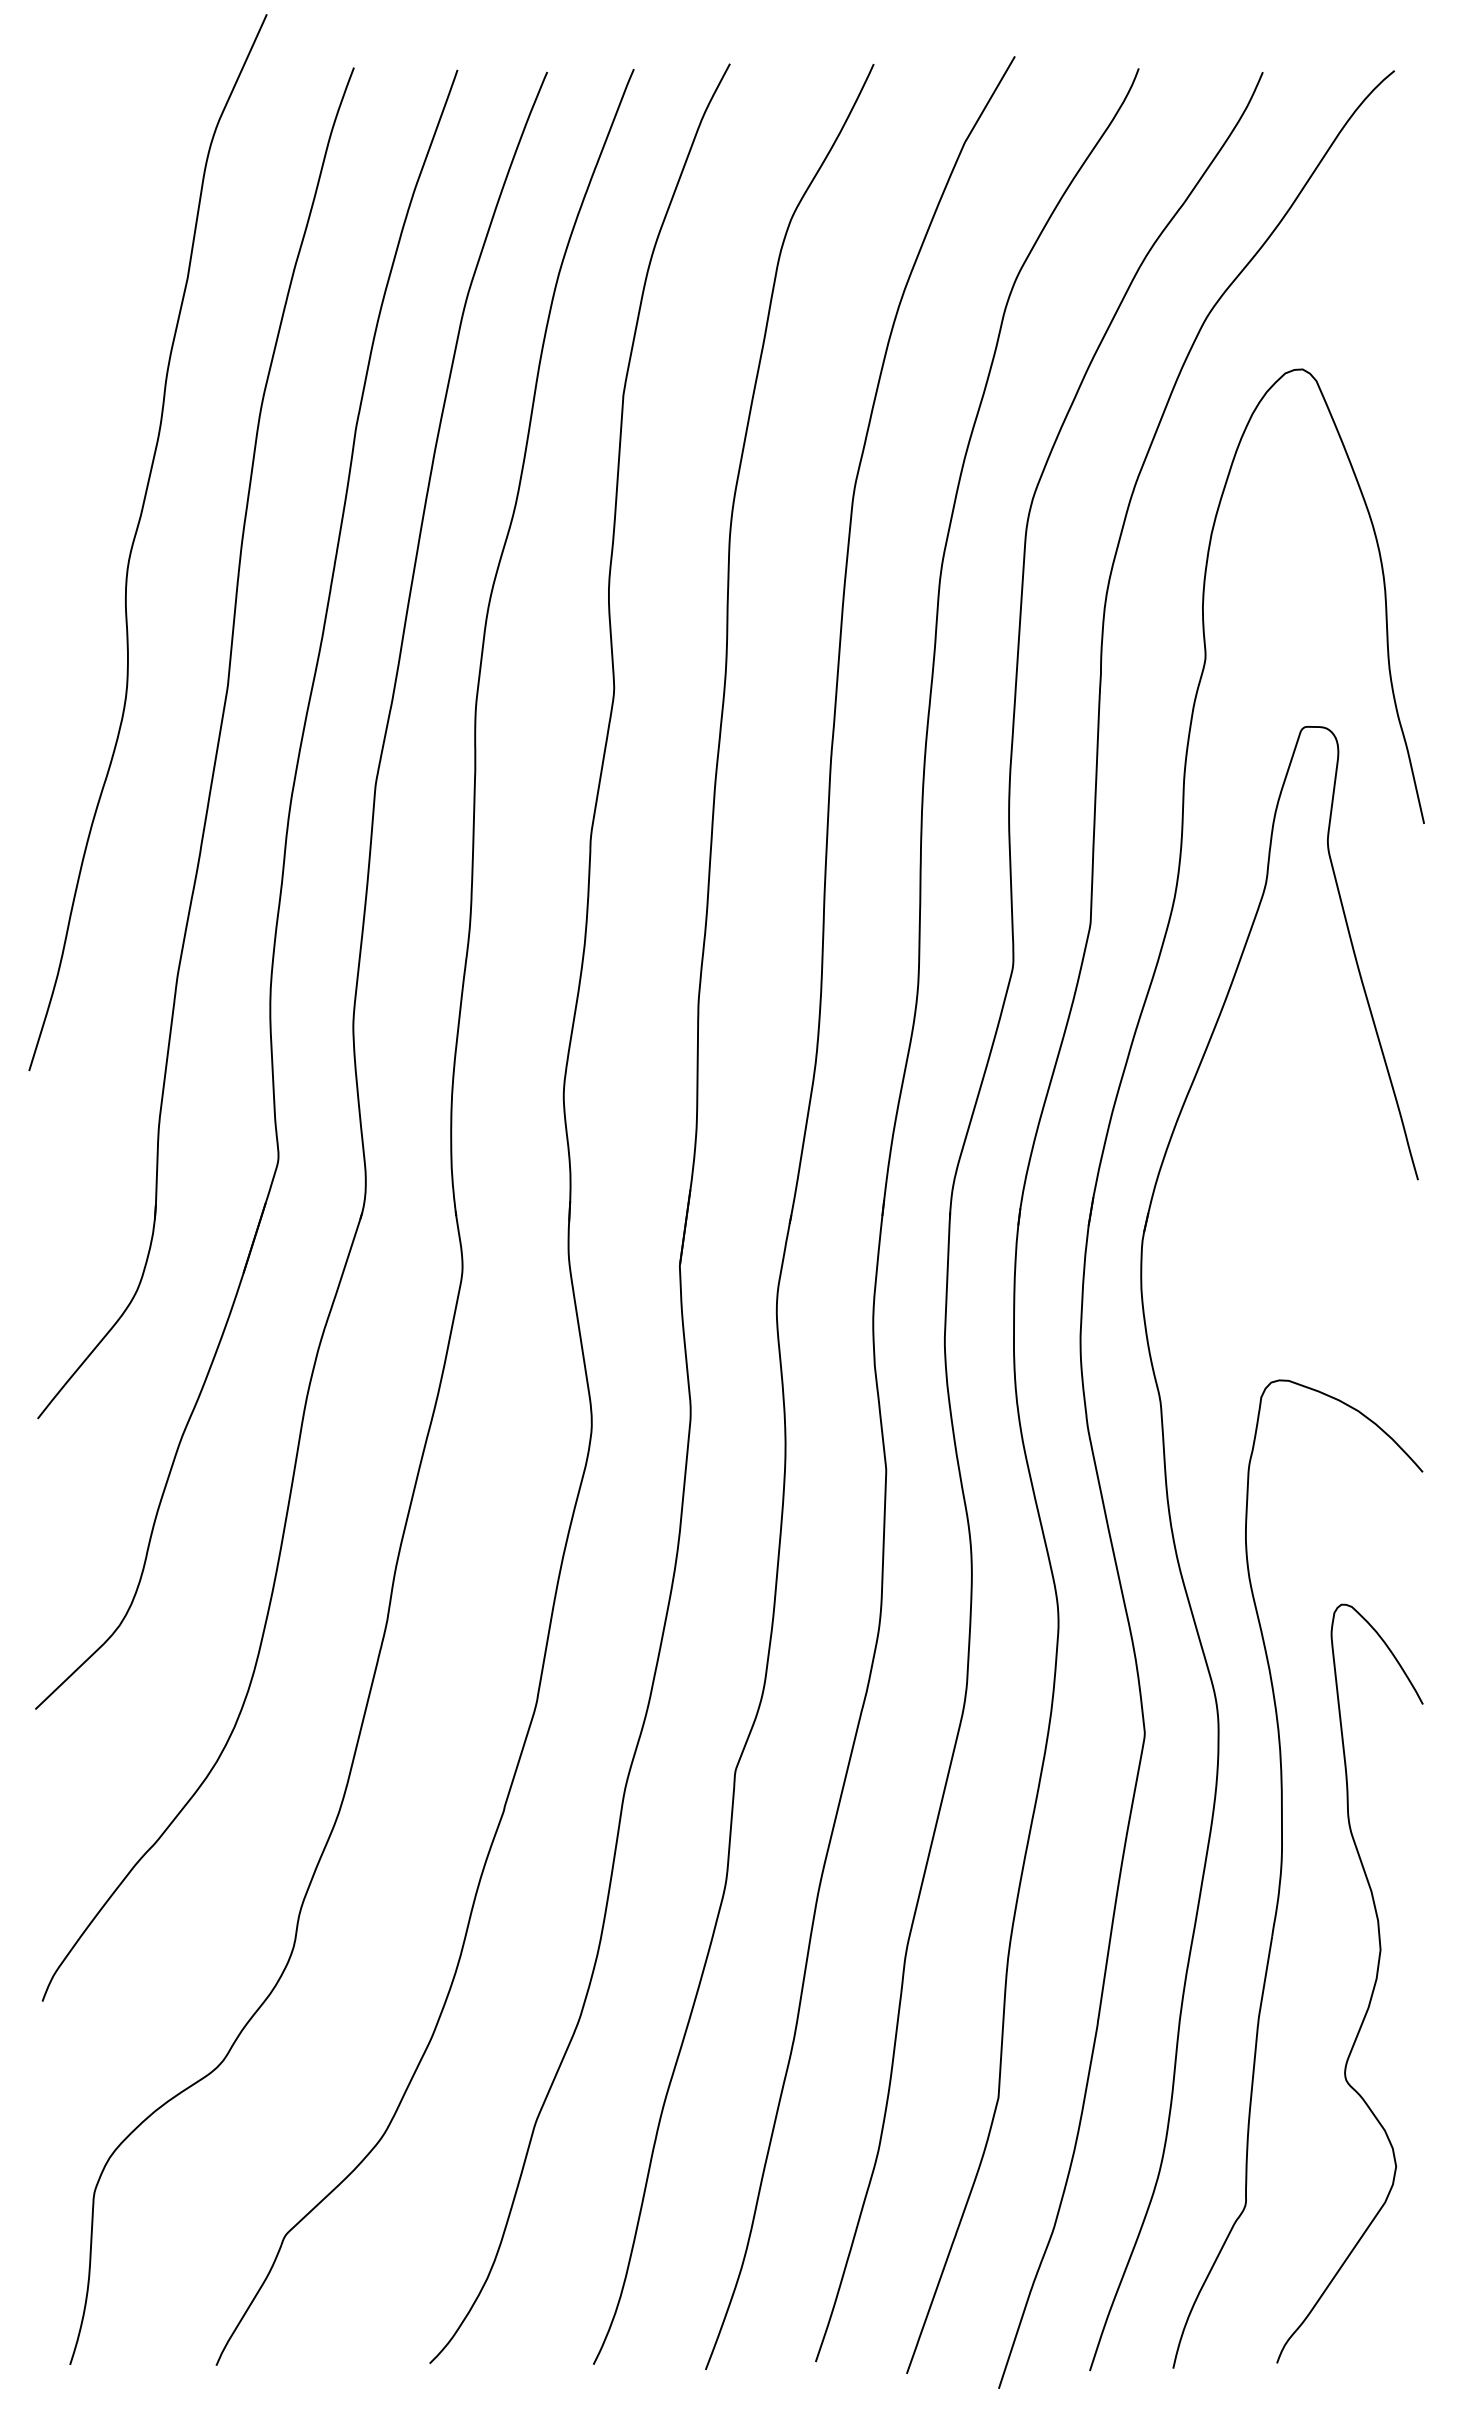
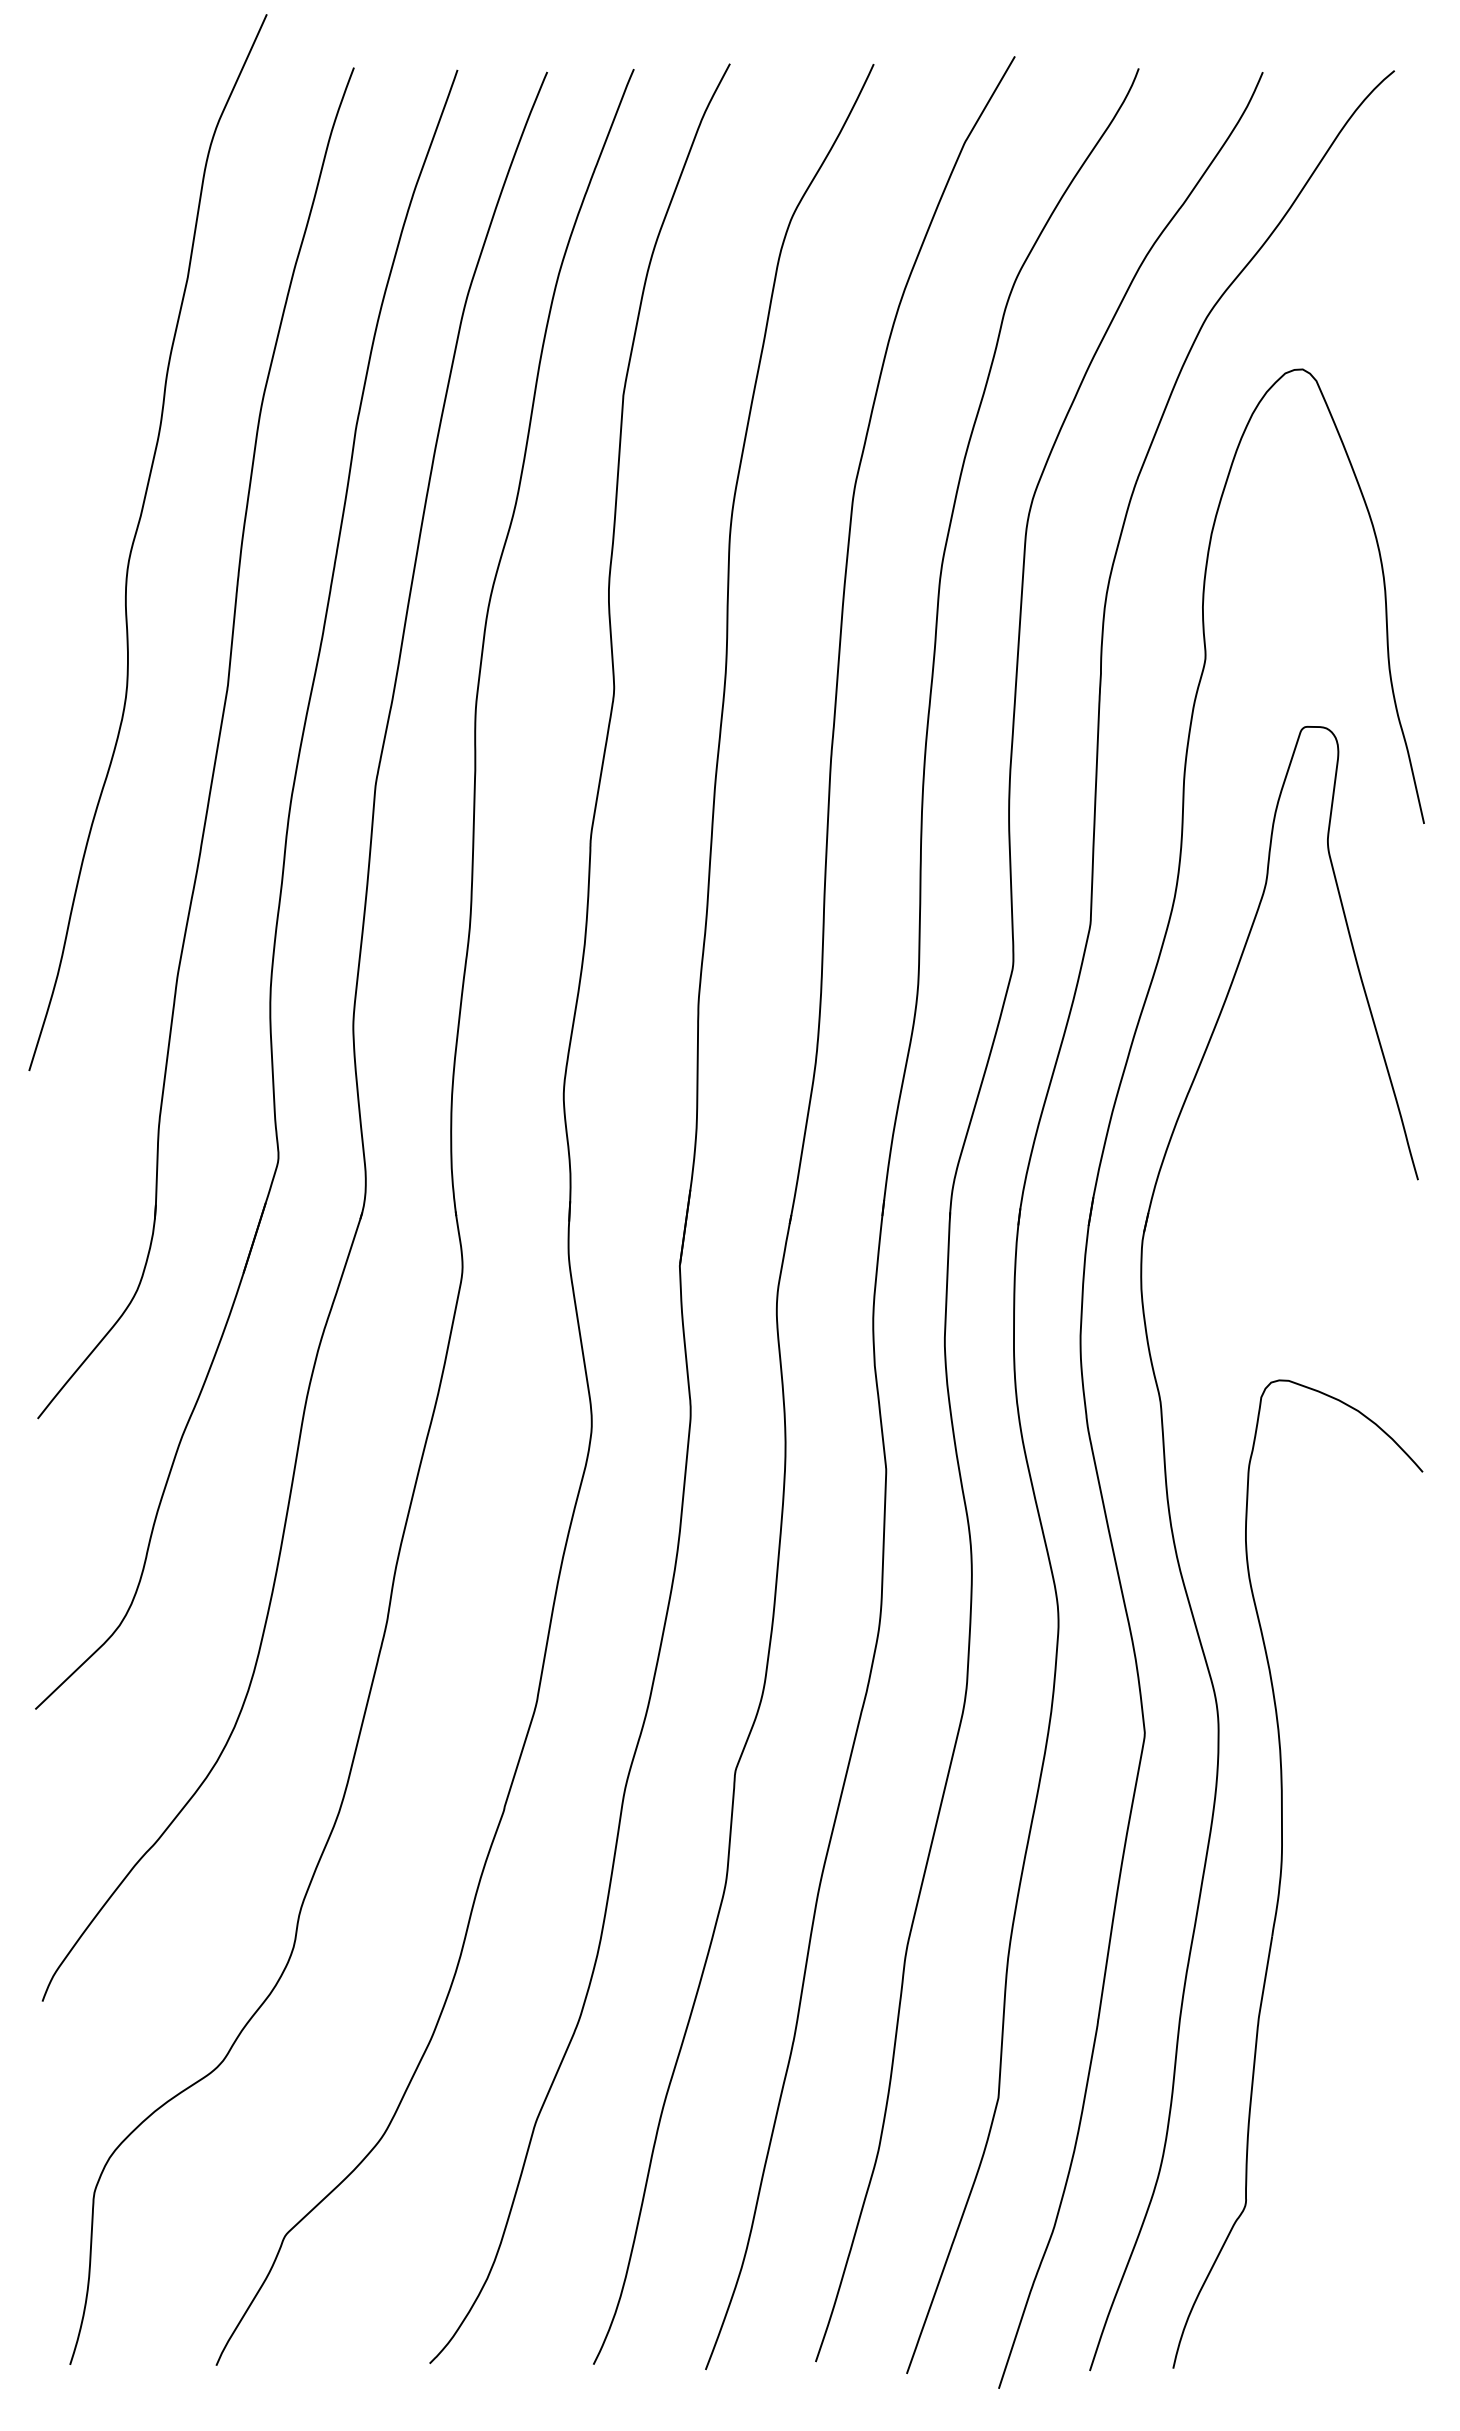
curve: present -> none (1372, 1989)
